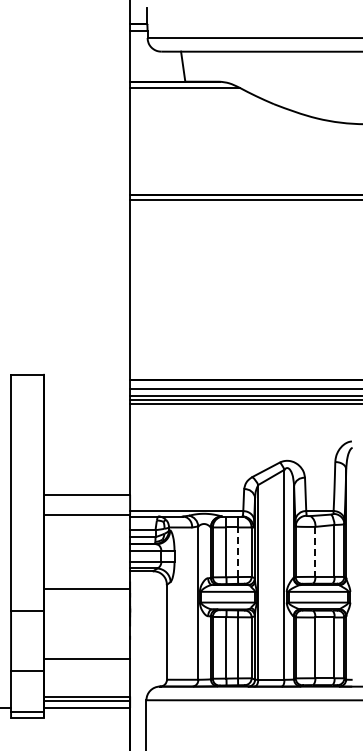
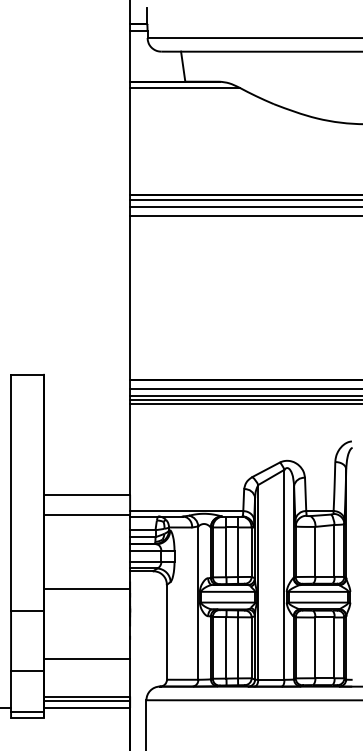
line: none -> present (244, 206)
line: none -> present (244, 215)
line: dashed -> solid (238, 552)
line: dashed -> solid (315, 552)
